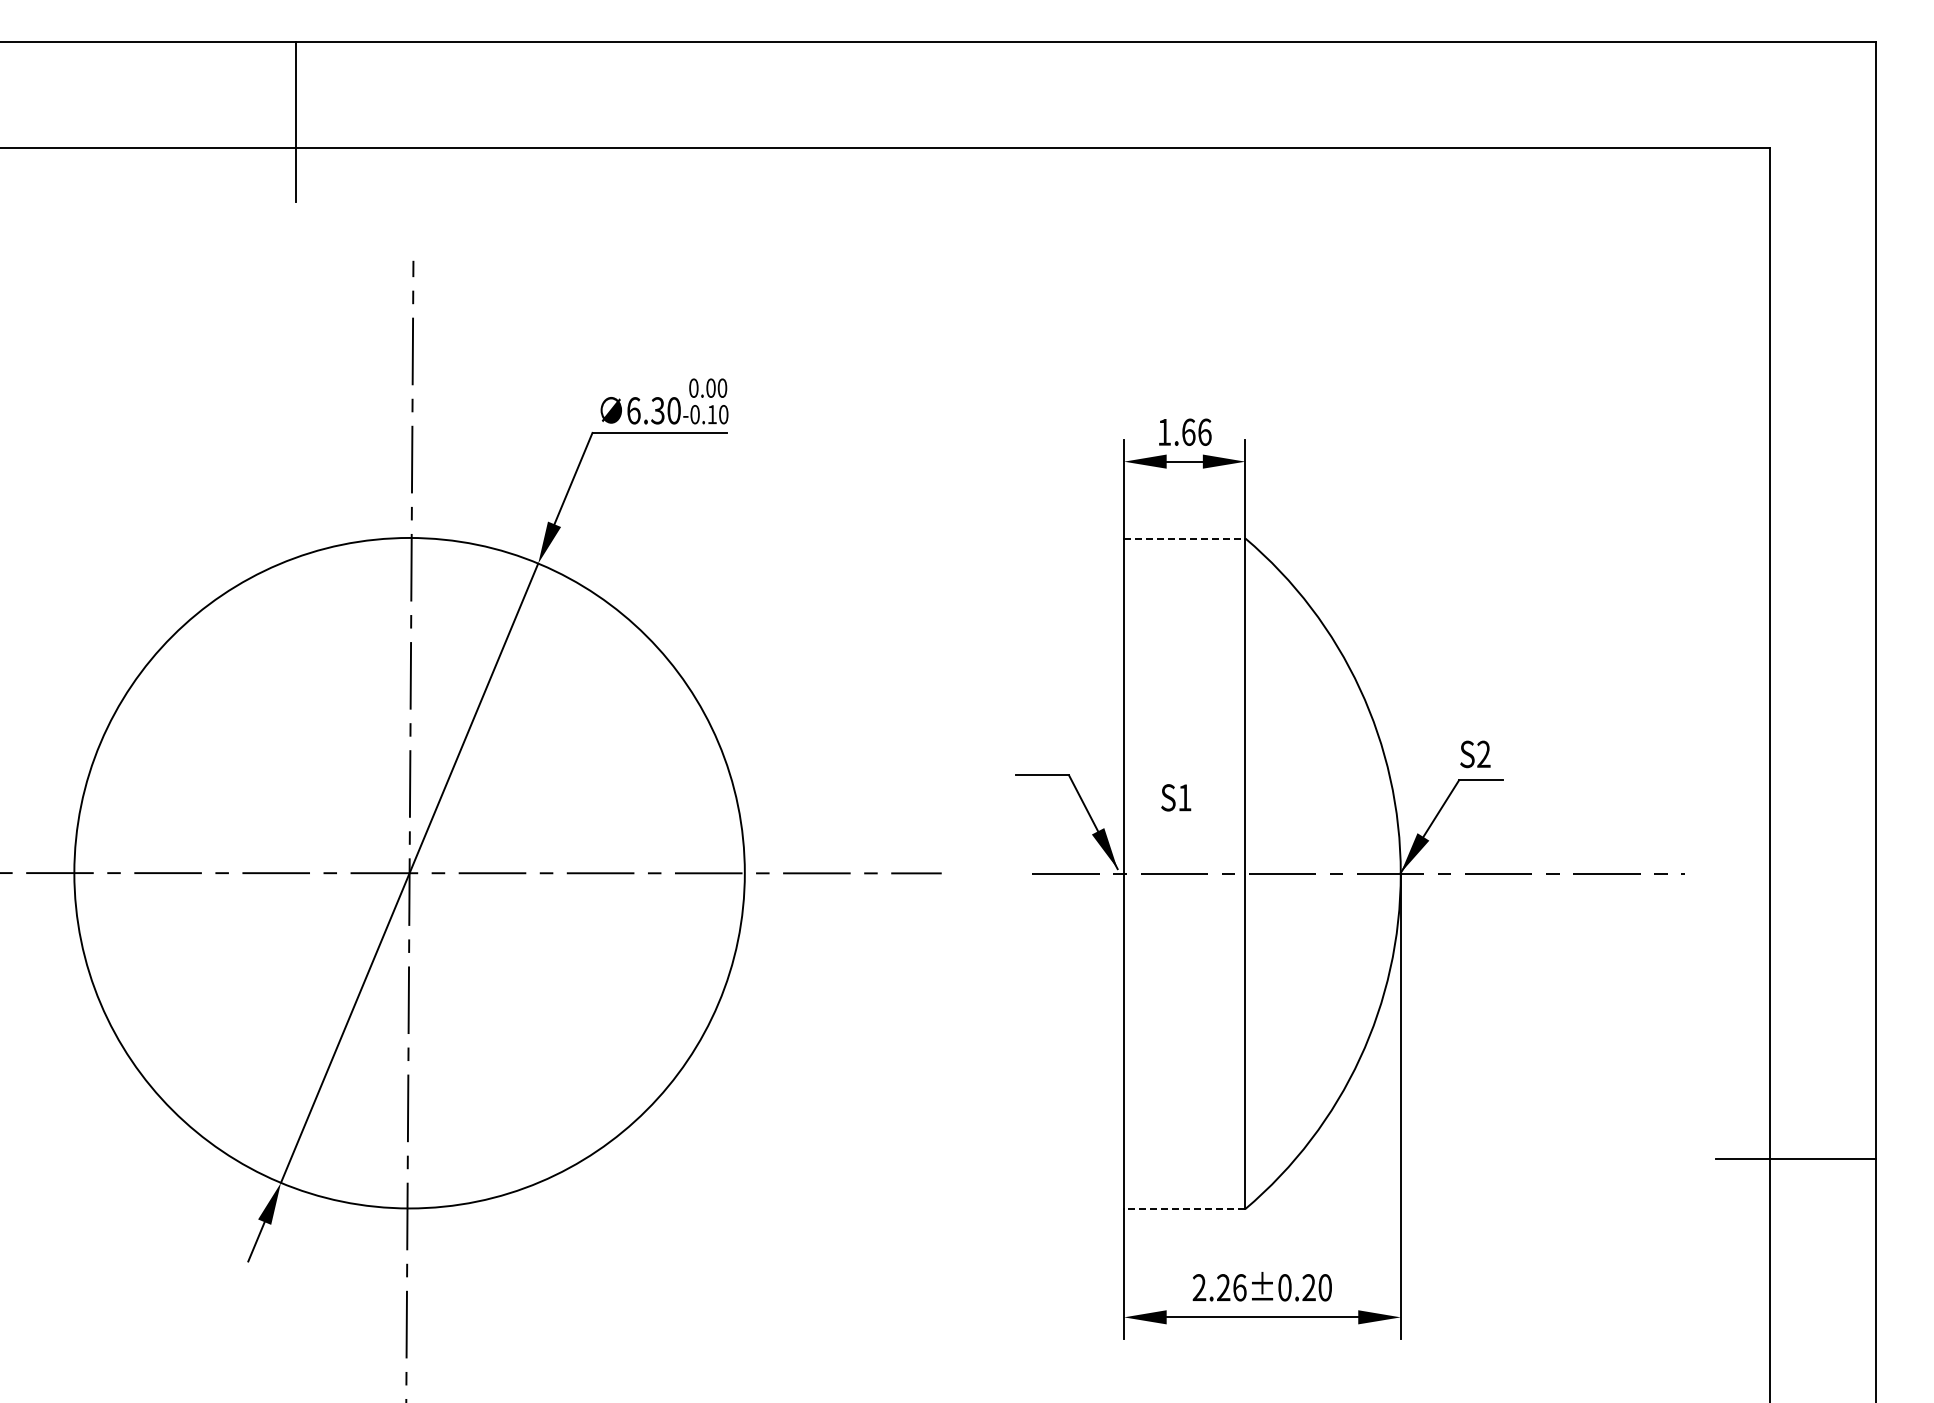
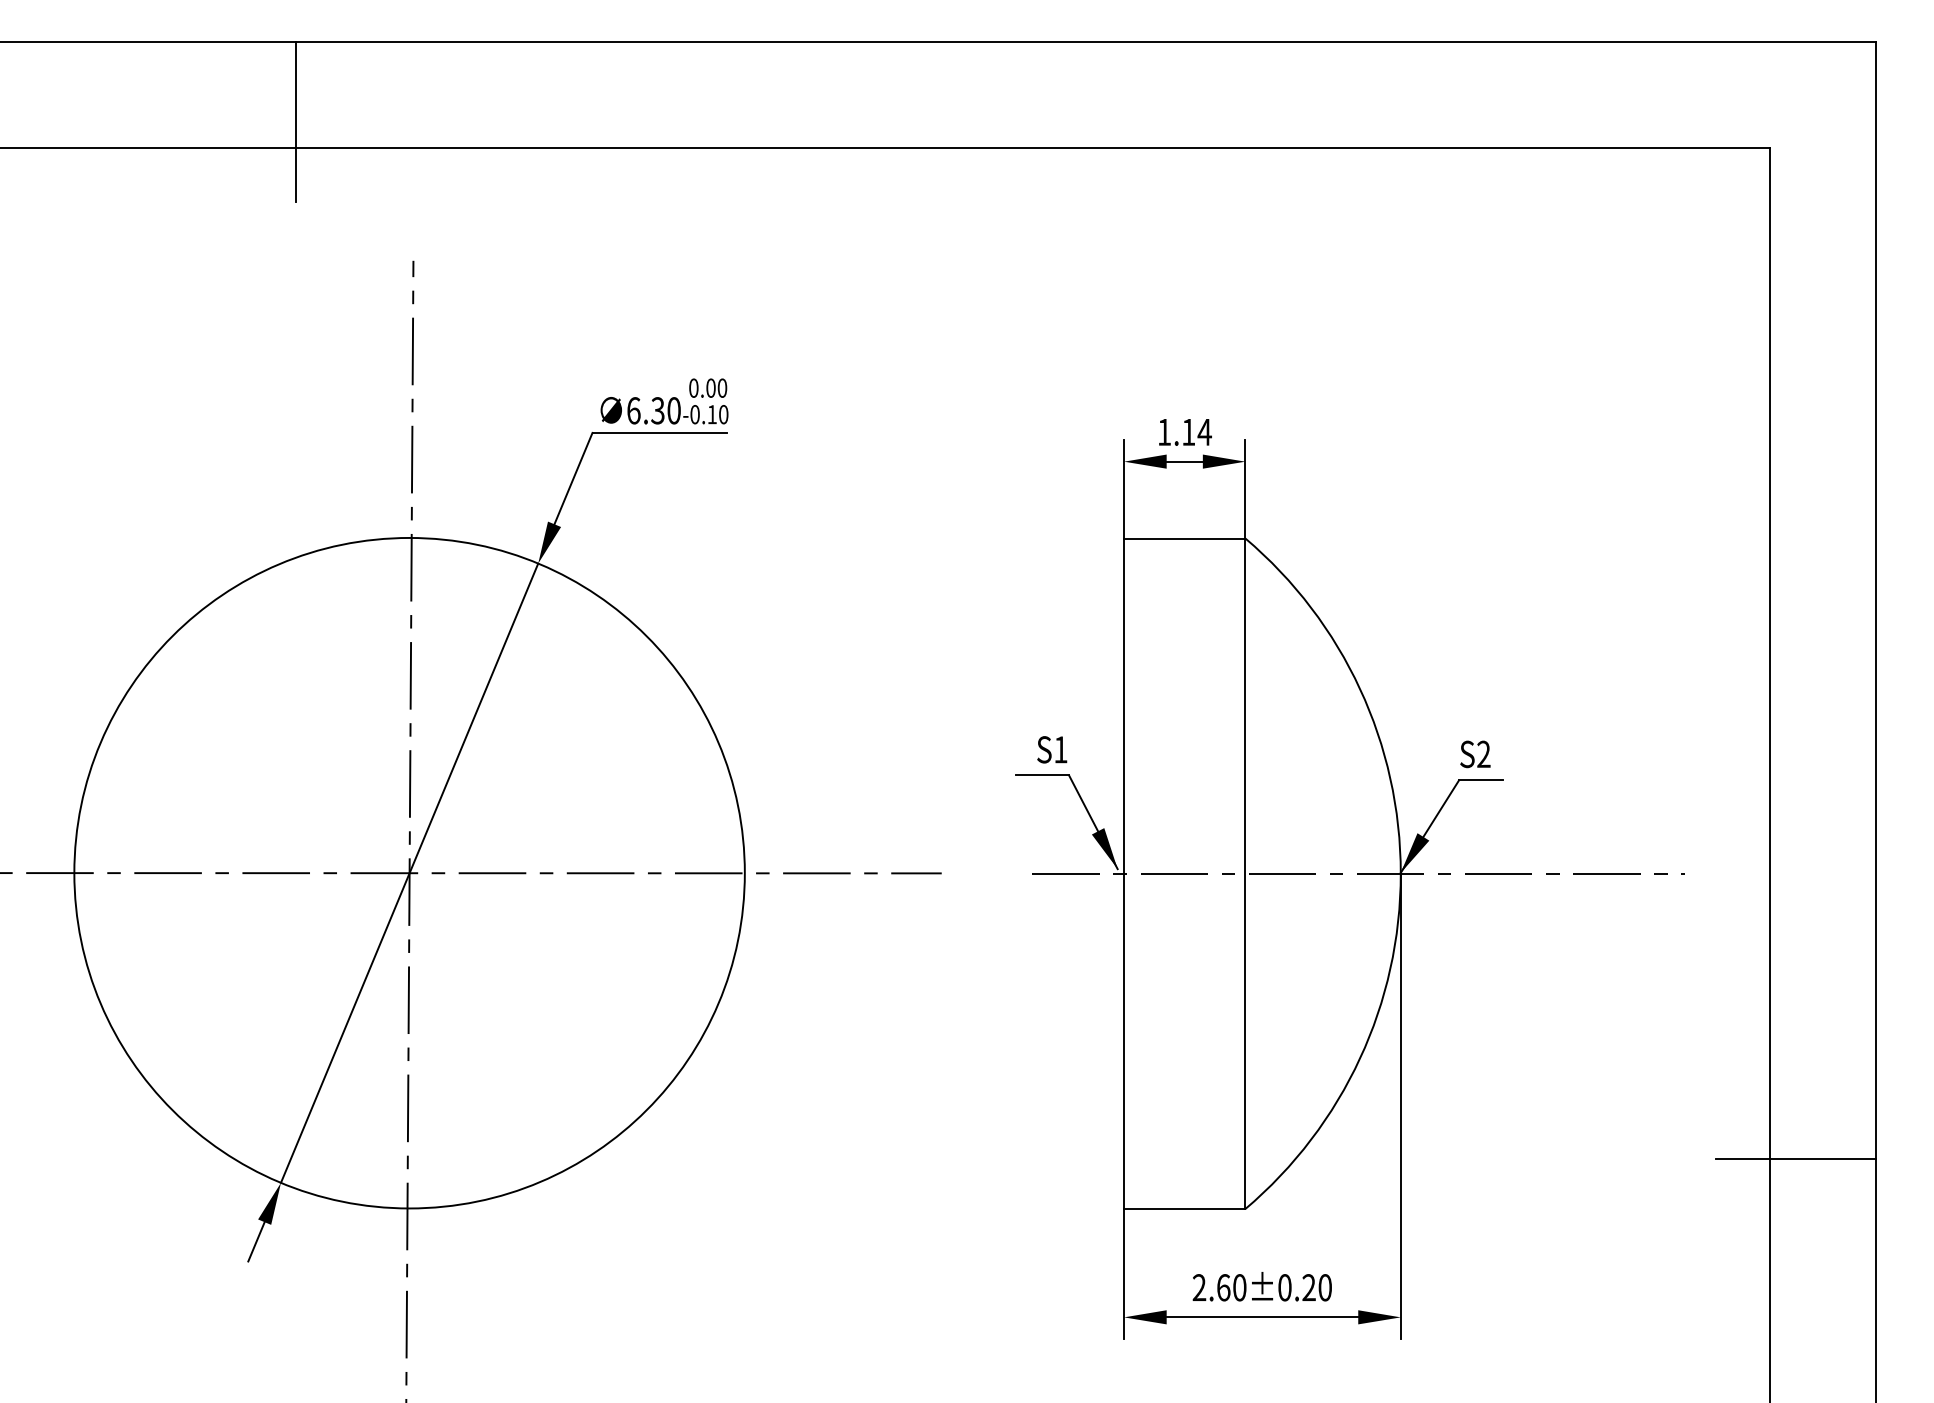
text: 1.66 -> 1.14 (1196, 431)
line: dashed -> solid (1184, 538)
text position: (1176, 797) -> (1052, 749) (1052, 749)
line: dashed -> solid (1184, 1209)
text: 2.26±0.20 -> 2.60±0.20 (1231, 1287)
